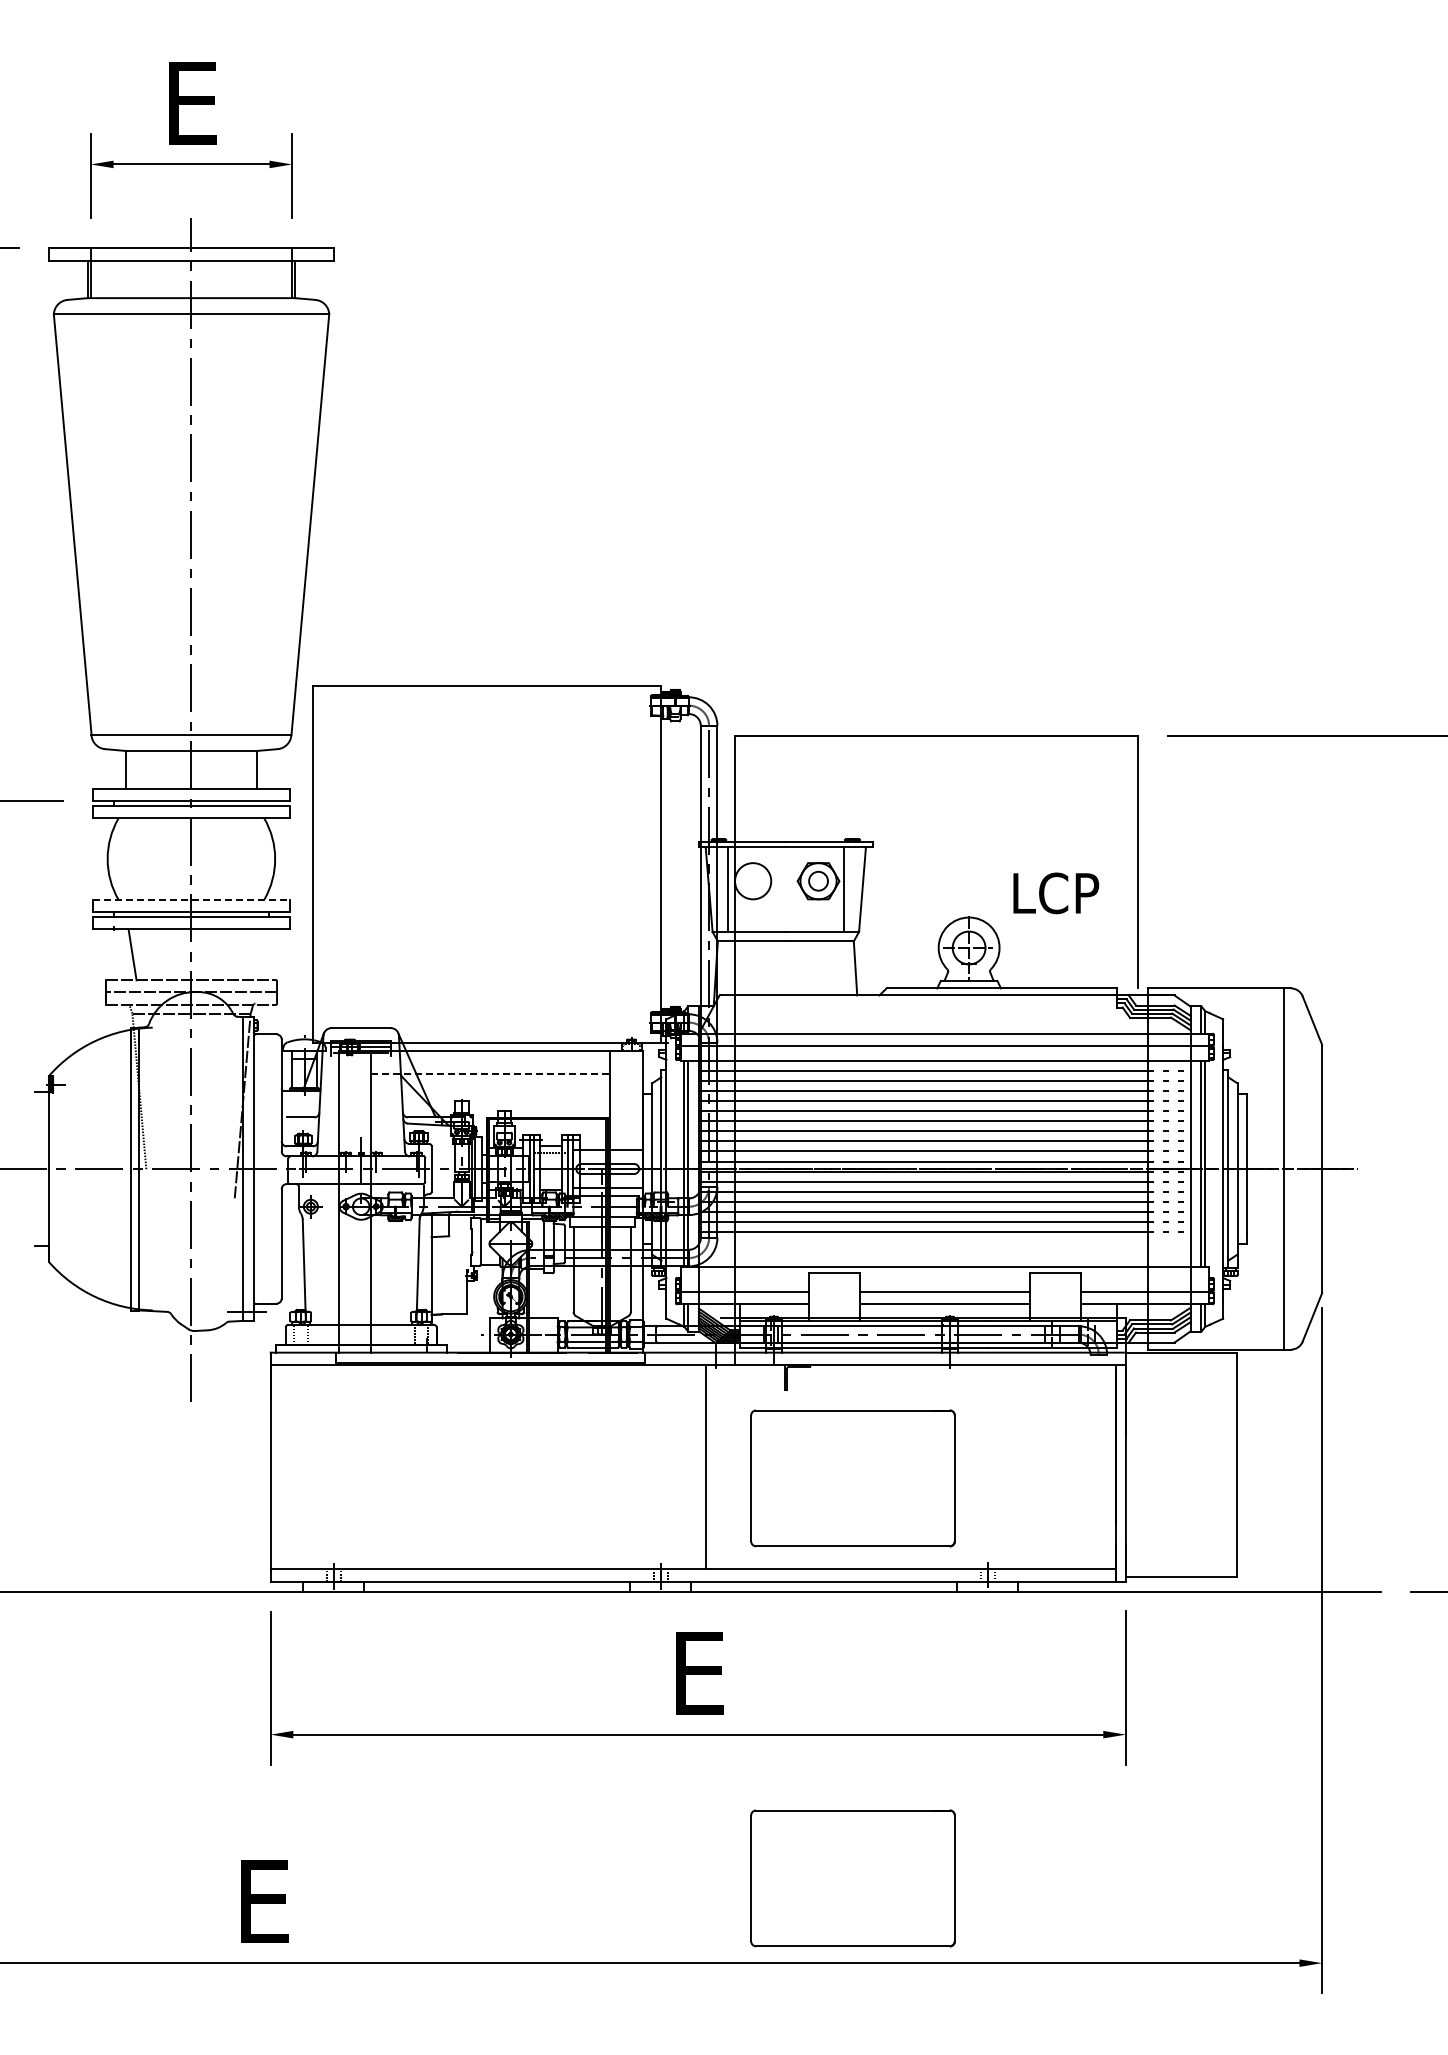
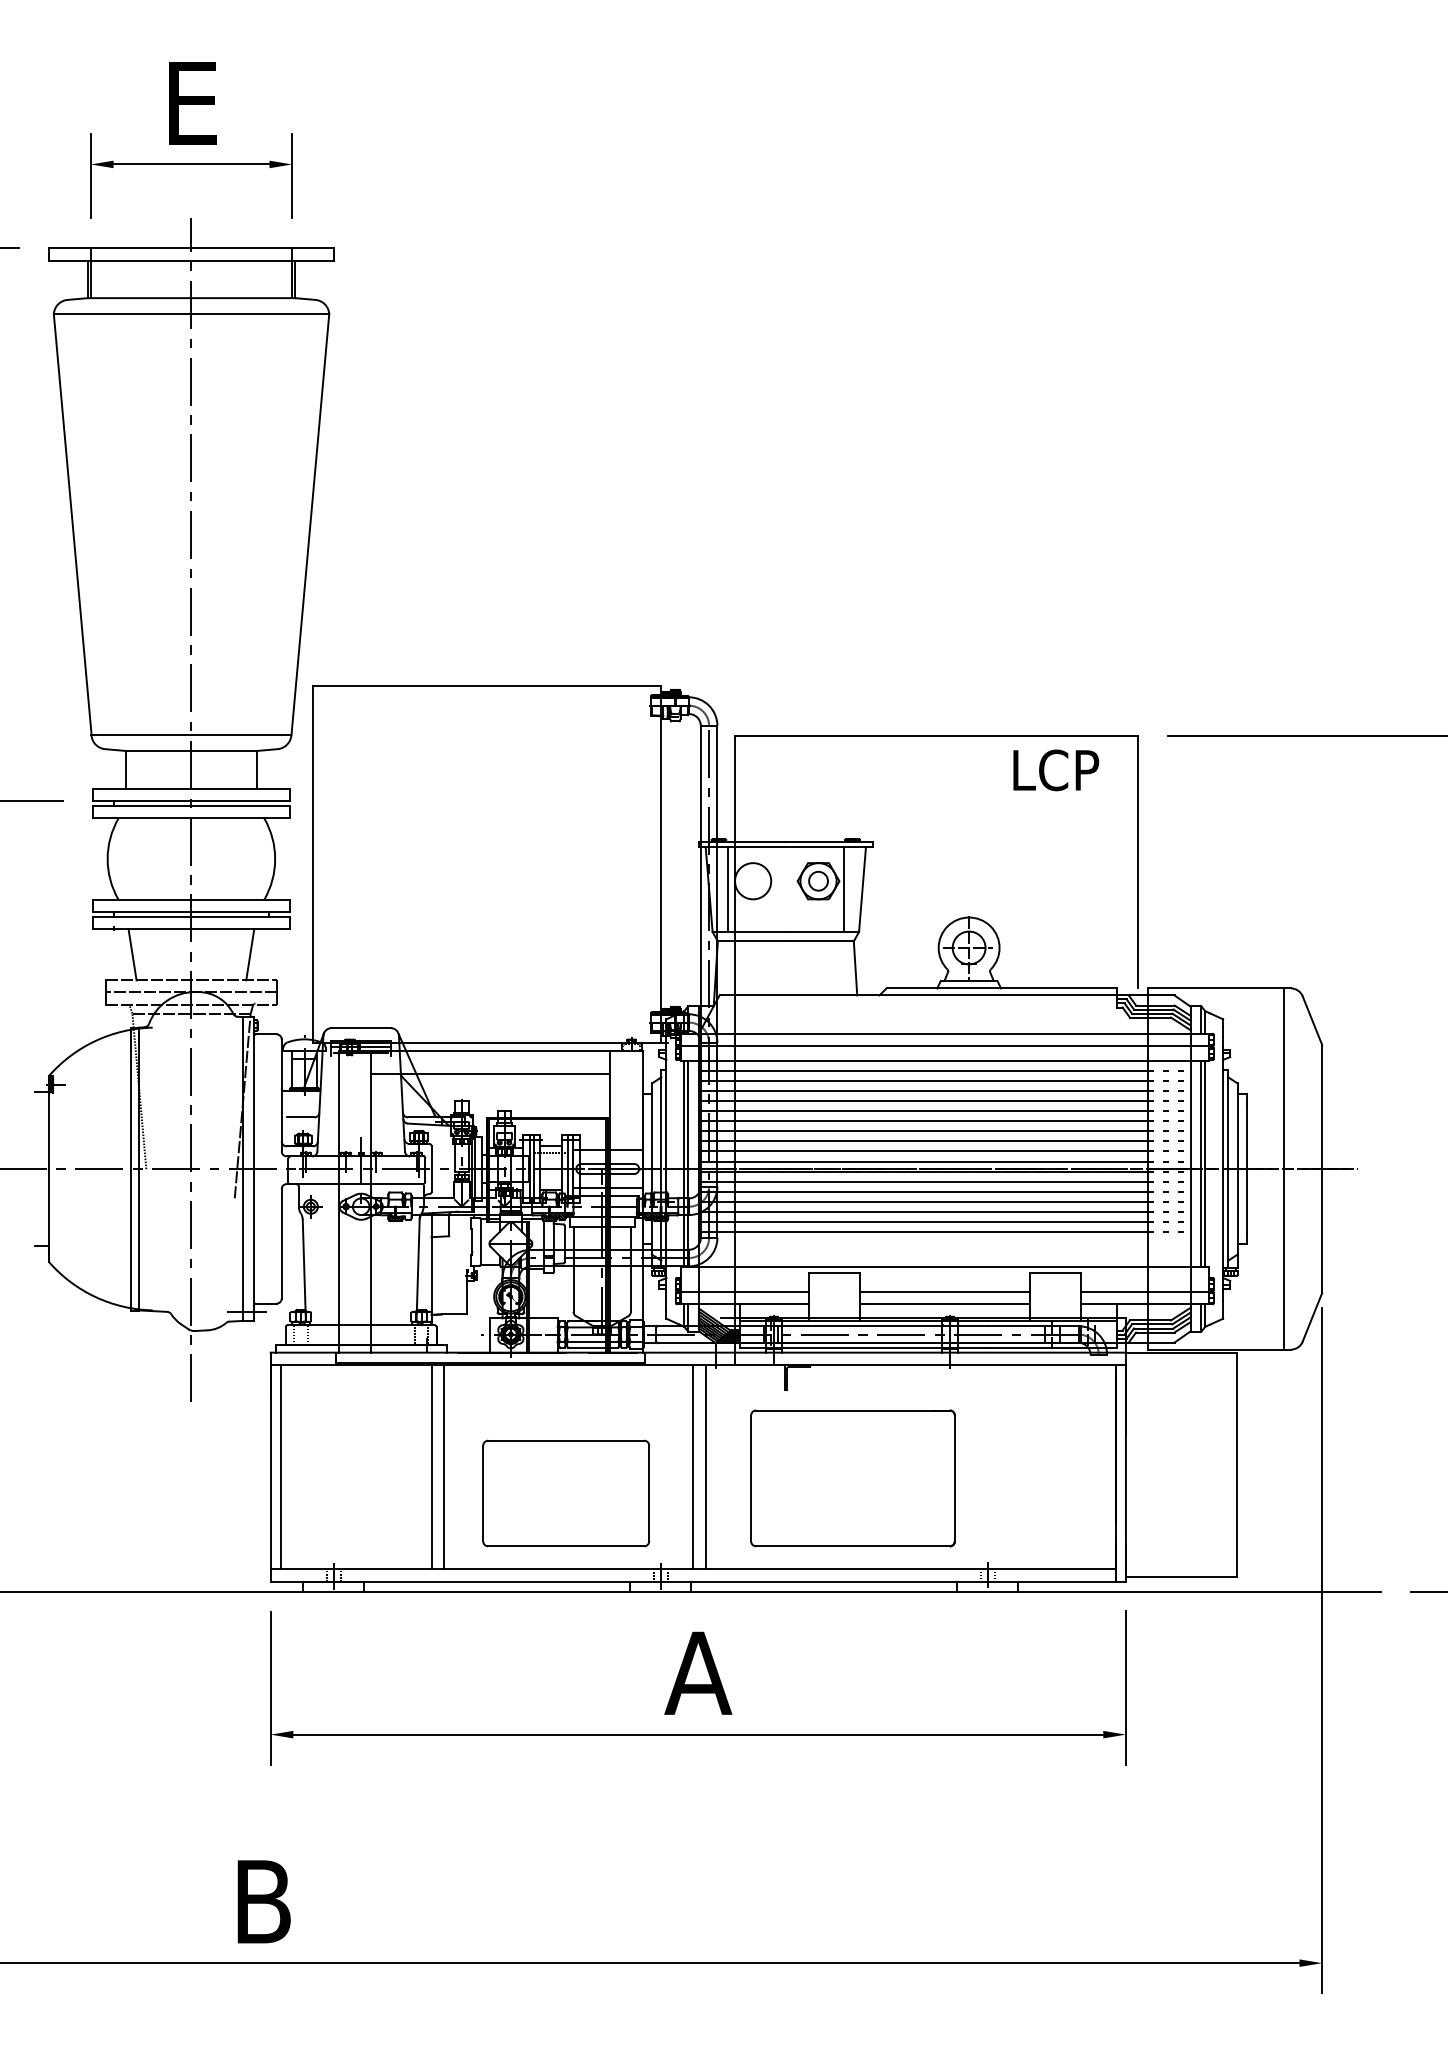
text position: (1056, 893) -> (1056, 770) (1056, 770)
line: dashed -> solid (192, 899)
line: none -> present (250, 954)
line: dashed -> solid (491, 1073)
line: none -> present (280, 1466)
line: none -> present (431, 1466)
line: none -> present (444, 1466)
line: none -> present (693, 1466)
part: none -> present (566, 1493)
text: E -> A (698, 1672)
part: present -> none (852, 1878)
text: E -> B (263, 1901)
